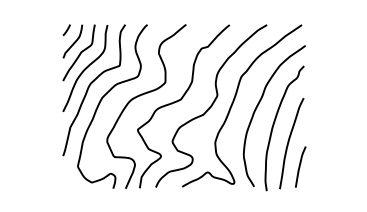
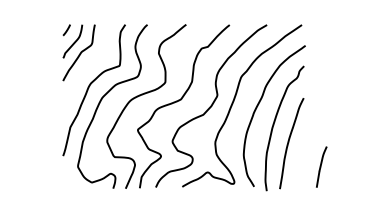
curve: present -> none (85, 68)
curve position: (300, 166) -> (321, 166) (321, 166)
